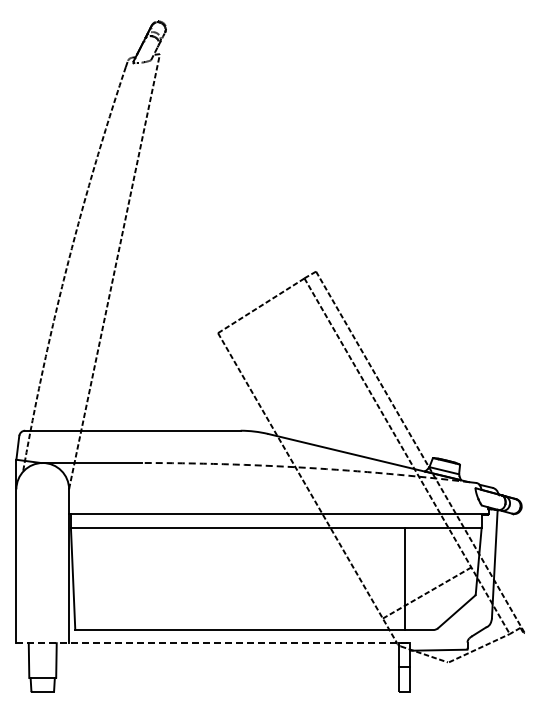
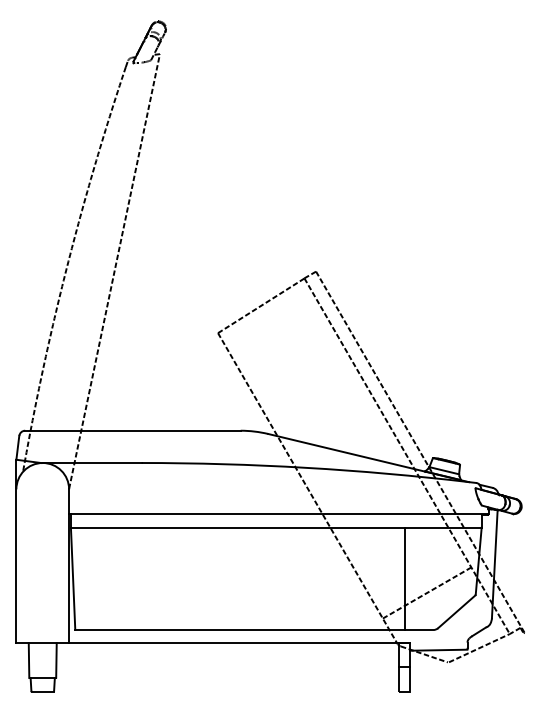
arc: dashed -> solid (306, 467)
line: dashed -> solid (213, 643)
